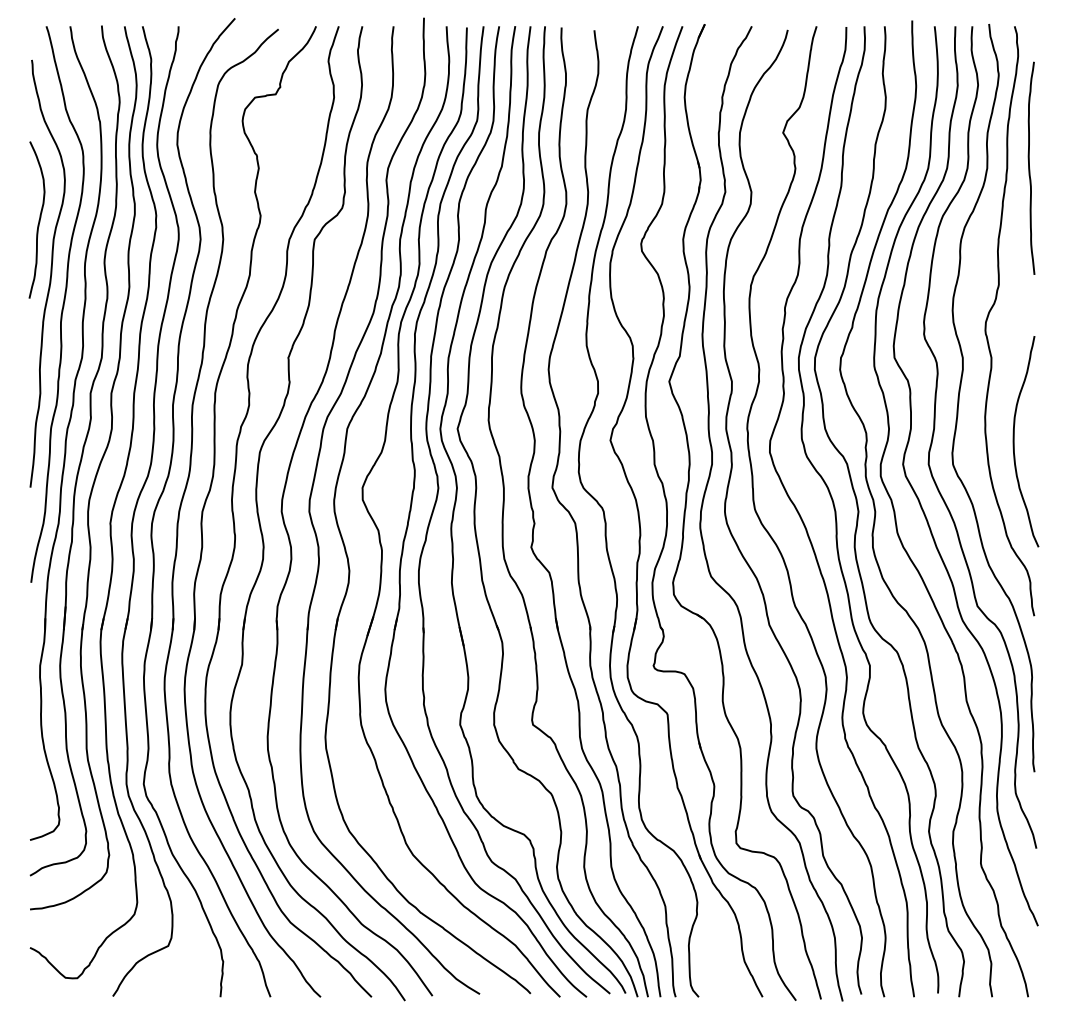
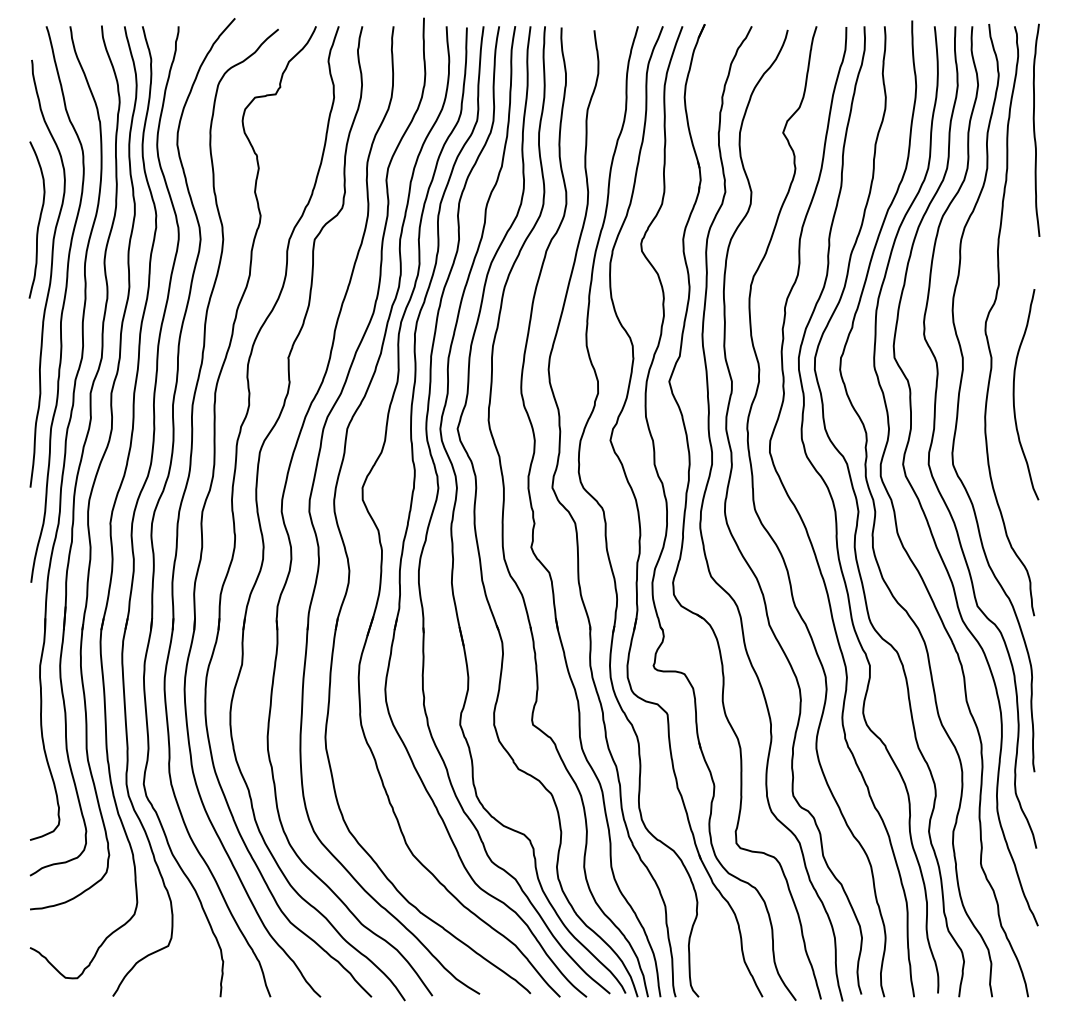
curve position: (1030, 168) -> (1035, 130) (1035, 130)
curve position: (1014, 441) -> (1014, 394) (1014, 394)
